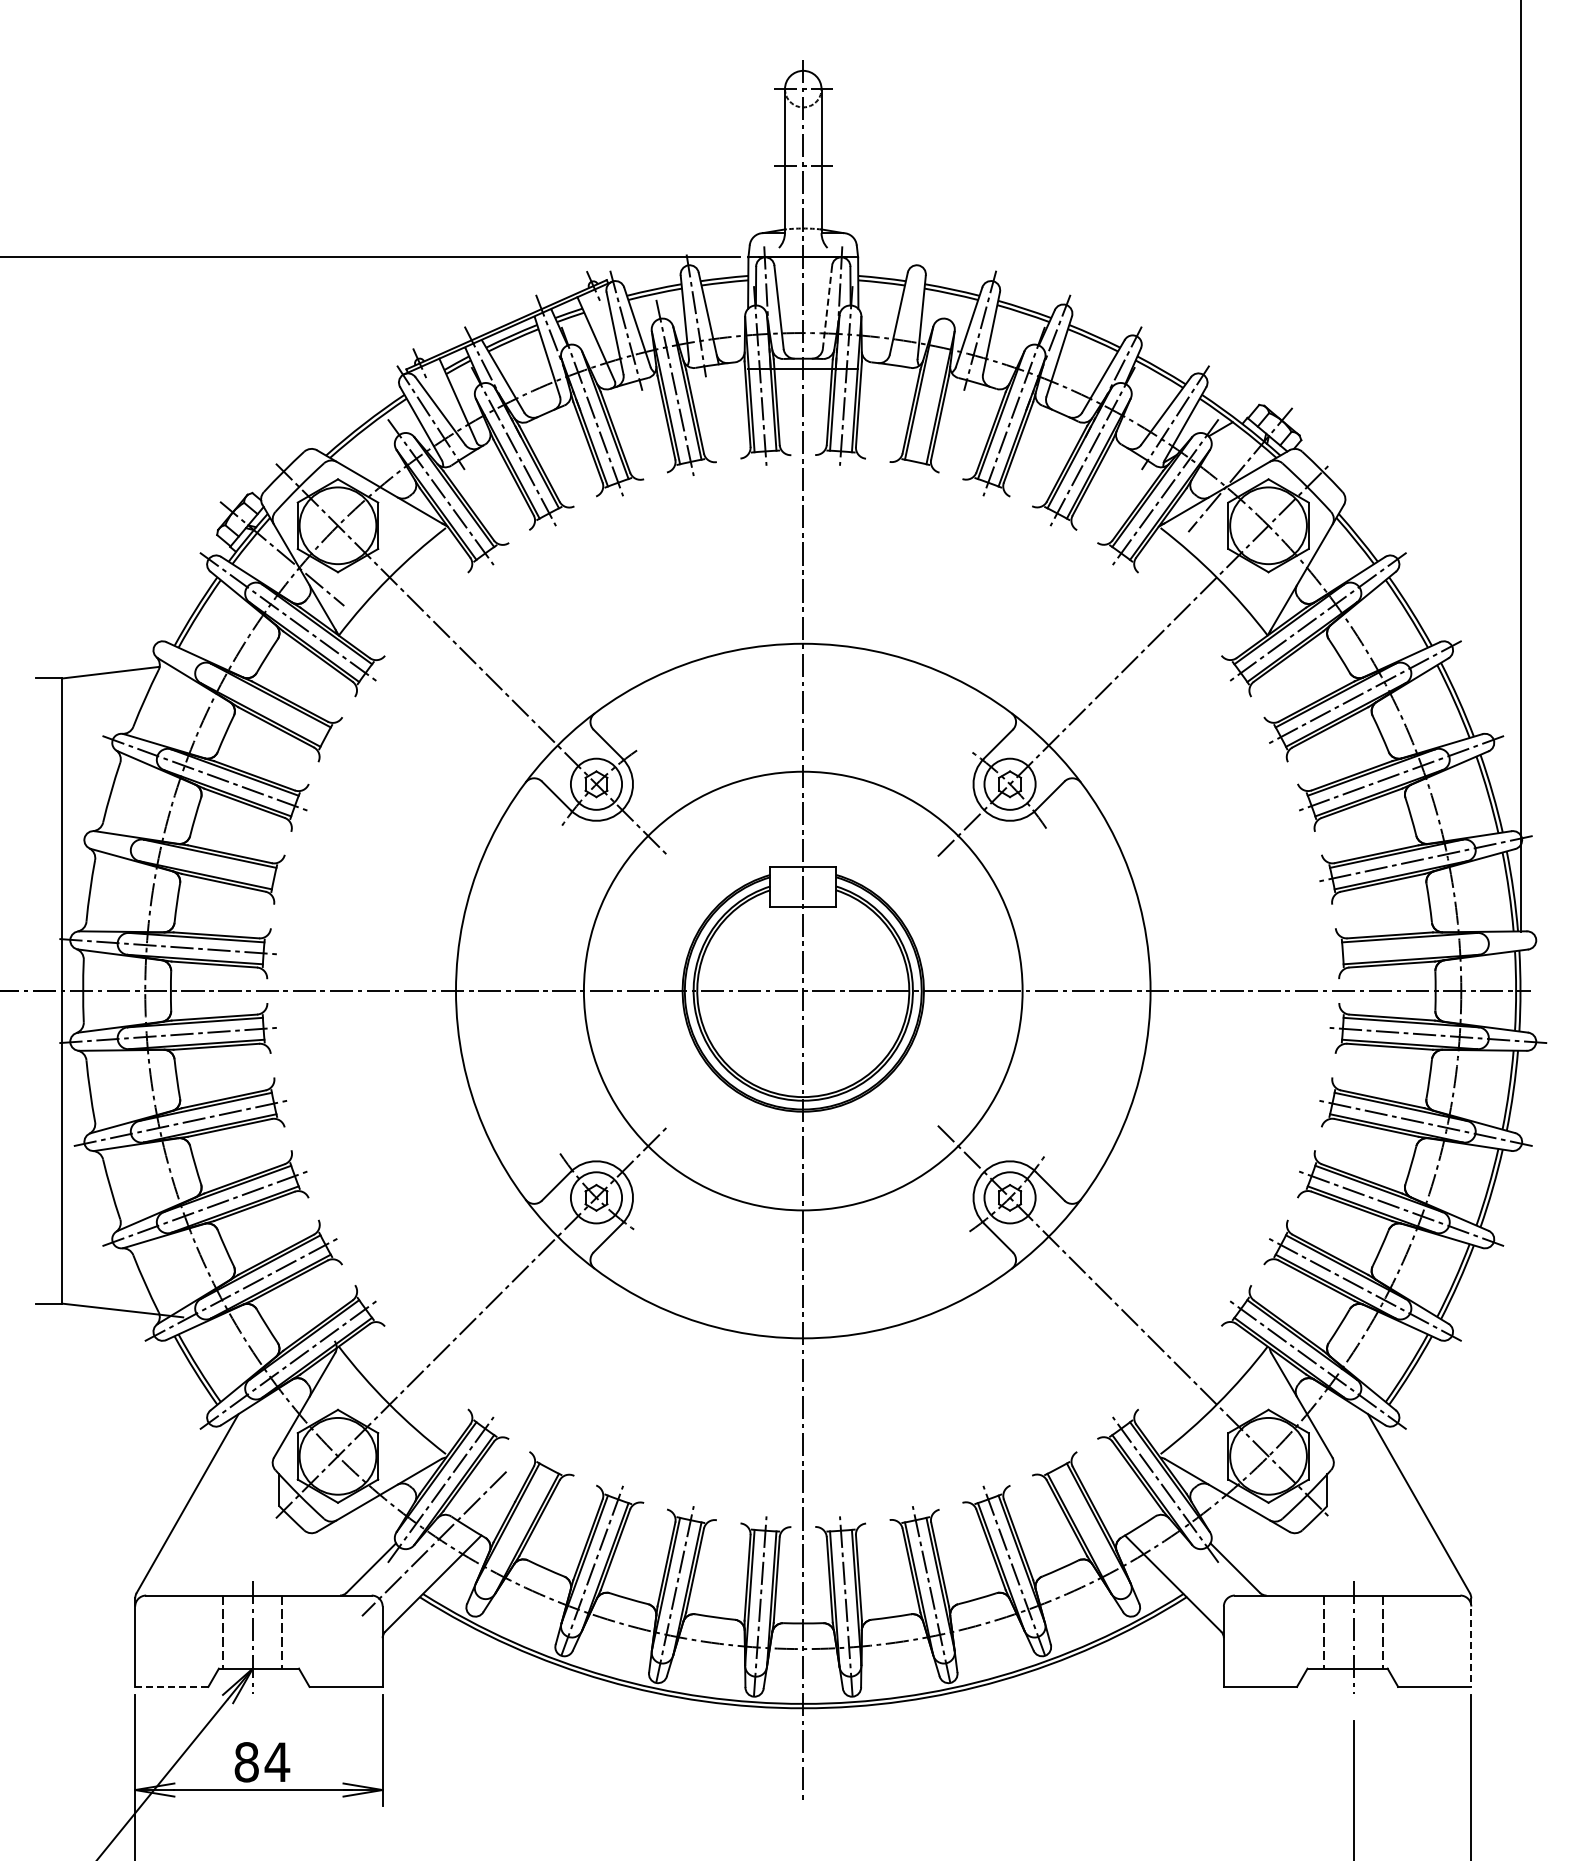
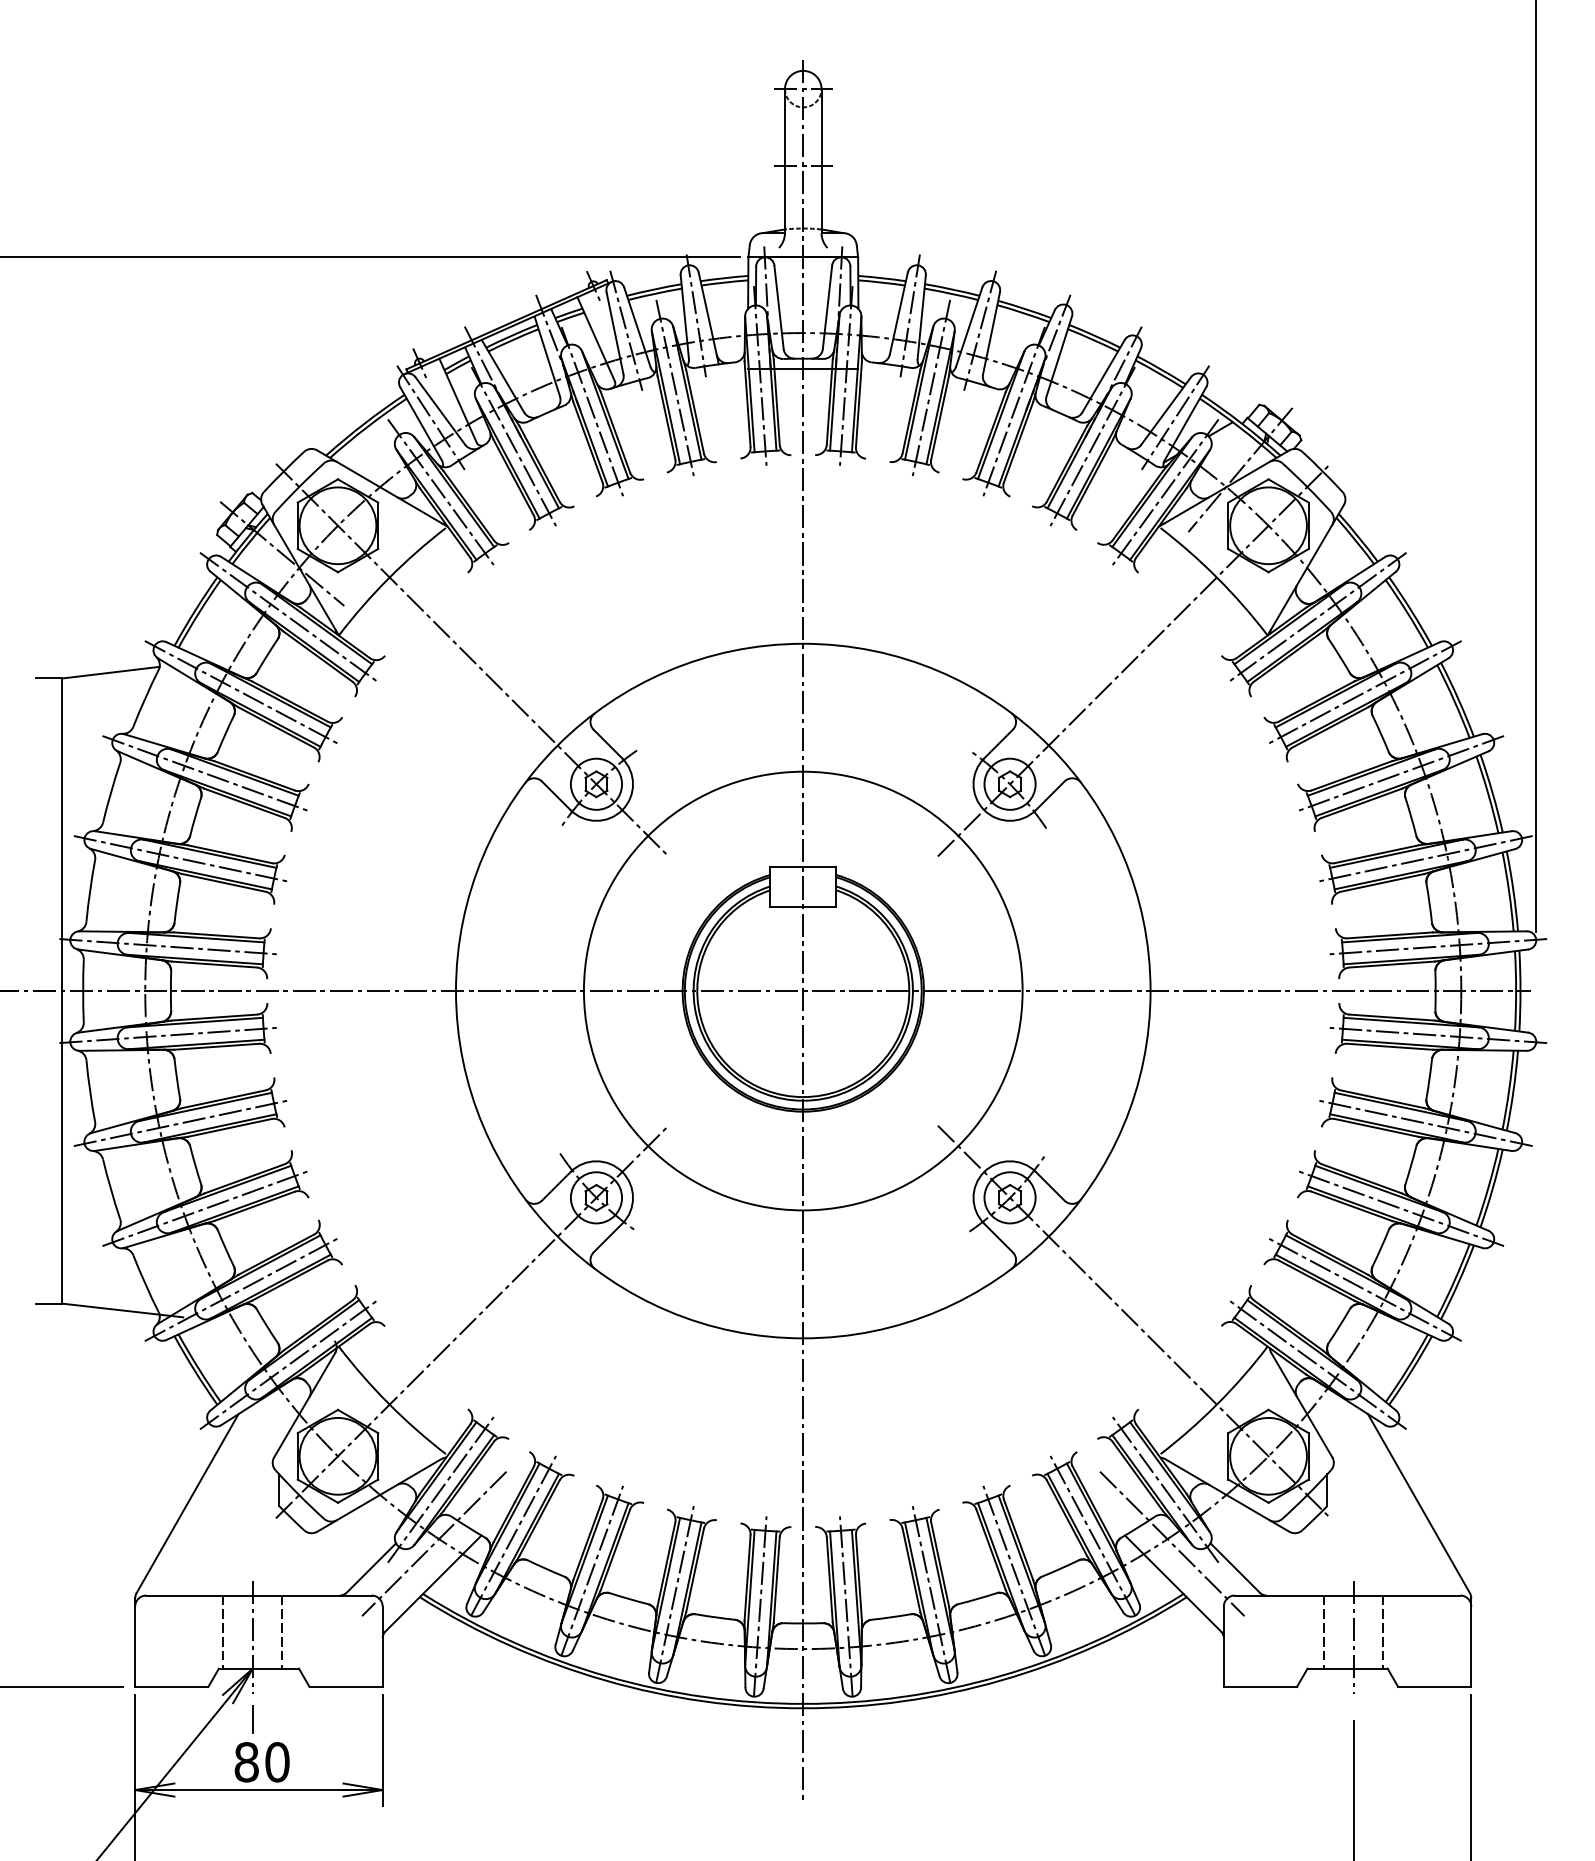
line: dashed -> solid (827, 307)
line: none -> present (909, 315)
line: none -> present (931, 387)
line position: (1521, 466) -> (1536, 466) (1536, 466)
line: none -> present (241, 691)
line: none -> present (180, 858)
line: none -> present (1436, 946)
line: none -> present (513, 1535)
line: none -> present (1092, 1535)
line: none -> present (1172, 1543)
line: dashed -> solid (1471, 1643)
line: none -> present (62, 1686)
line: dashed -> solid (171, 1686)
line: none -> present (252, 1719)
text: 84 -> 80 (277, 1762)
